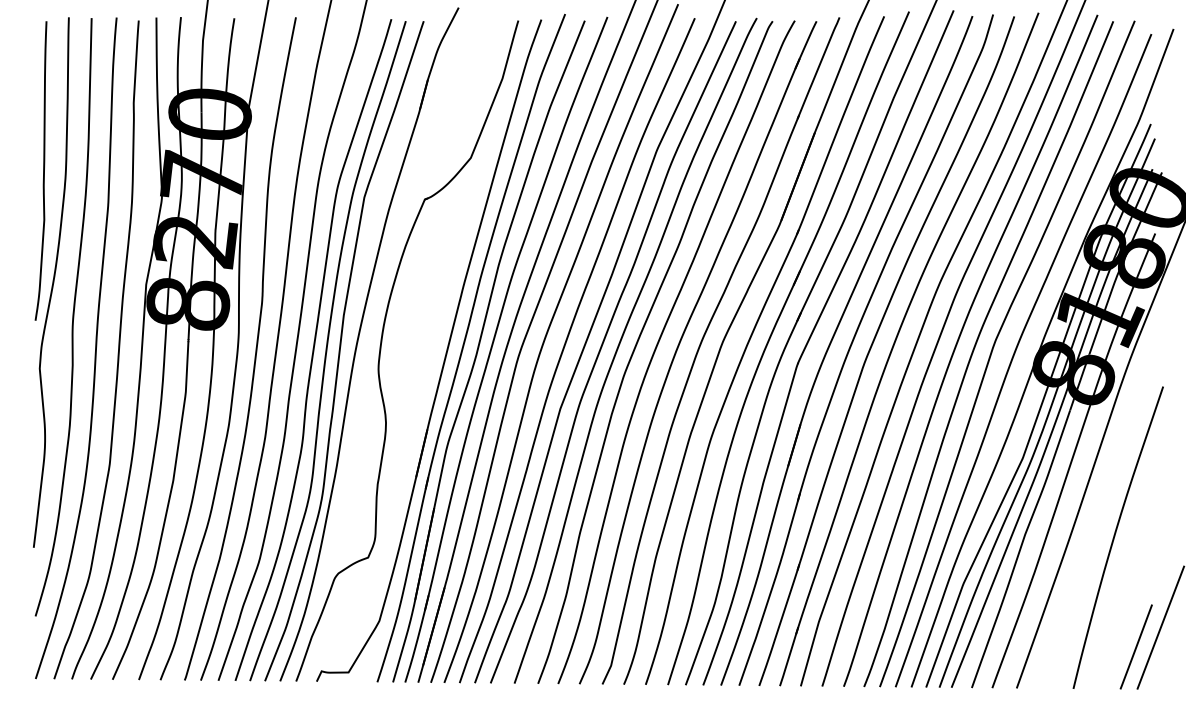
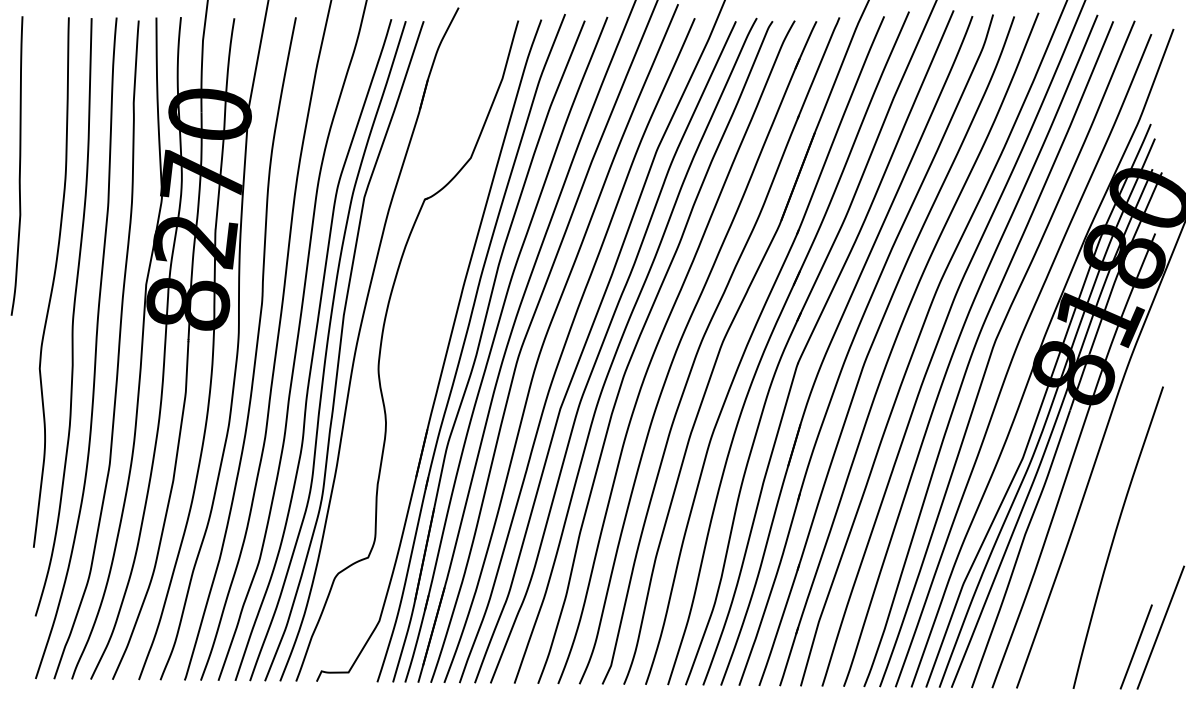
curve position: (43, 170) -> (19, 165) (19, 165)
